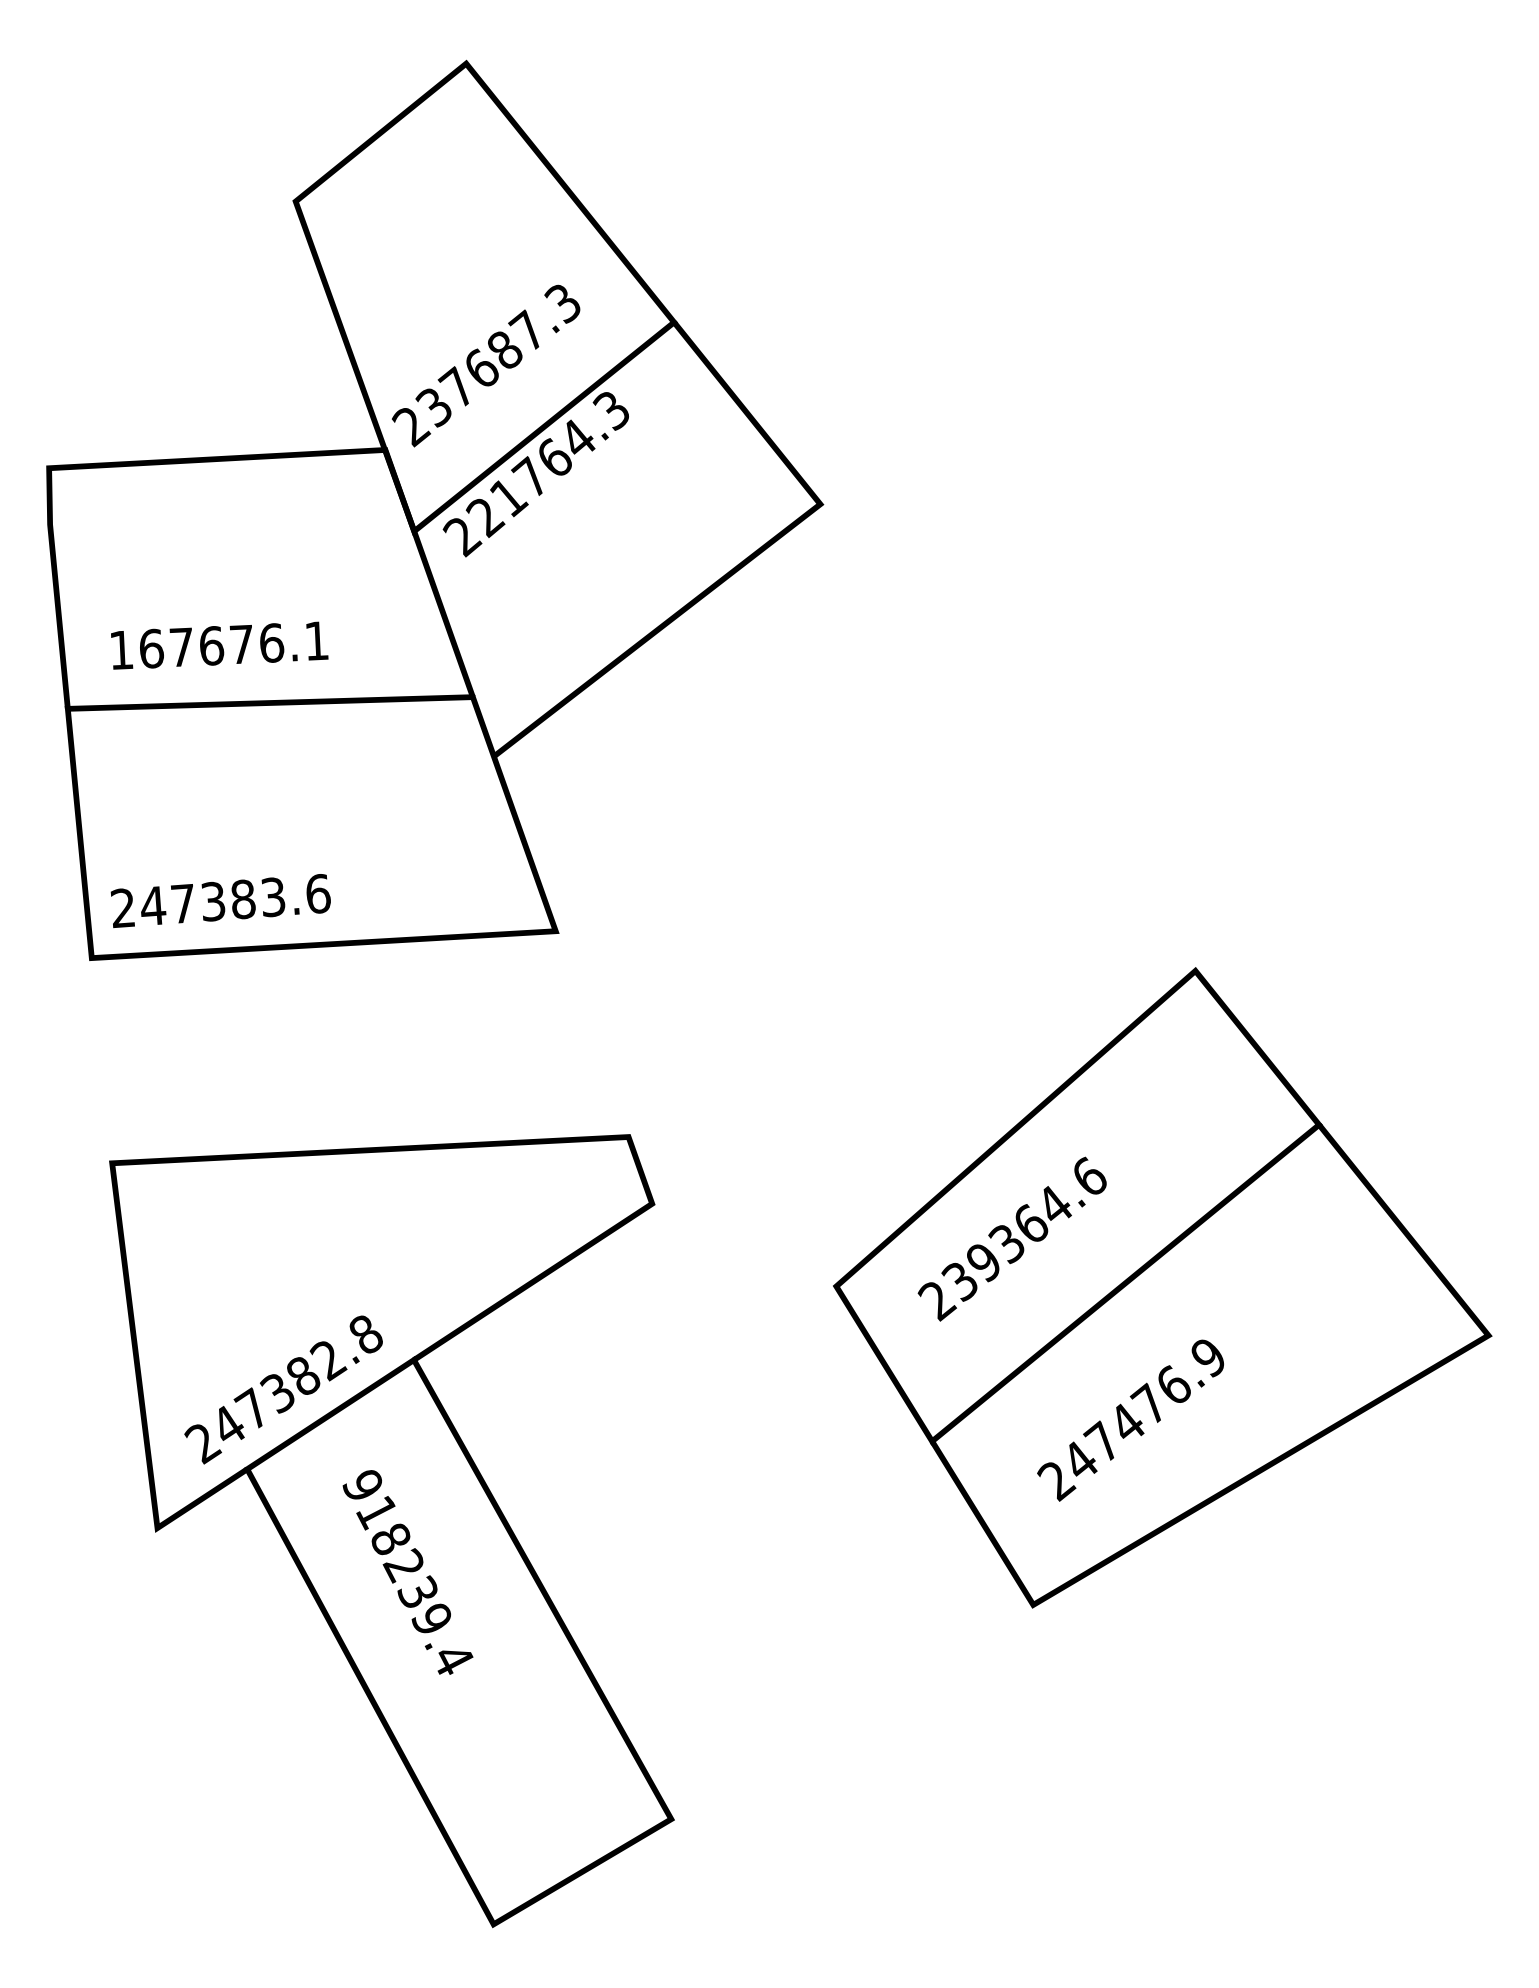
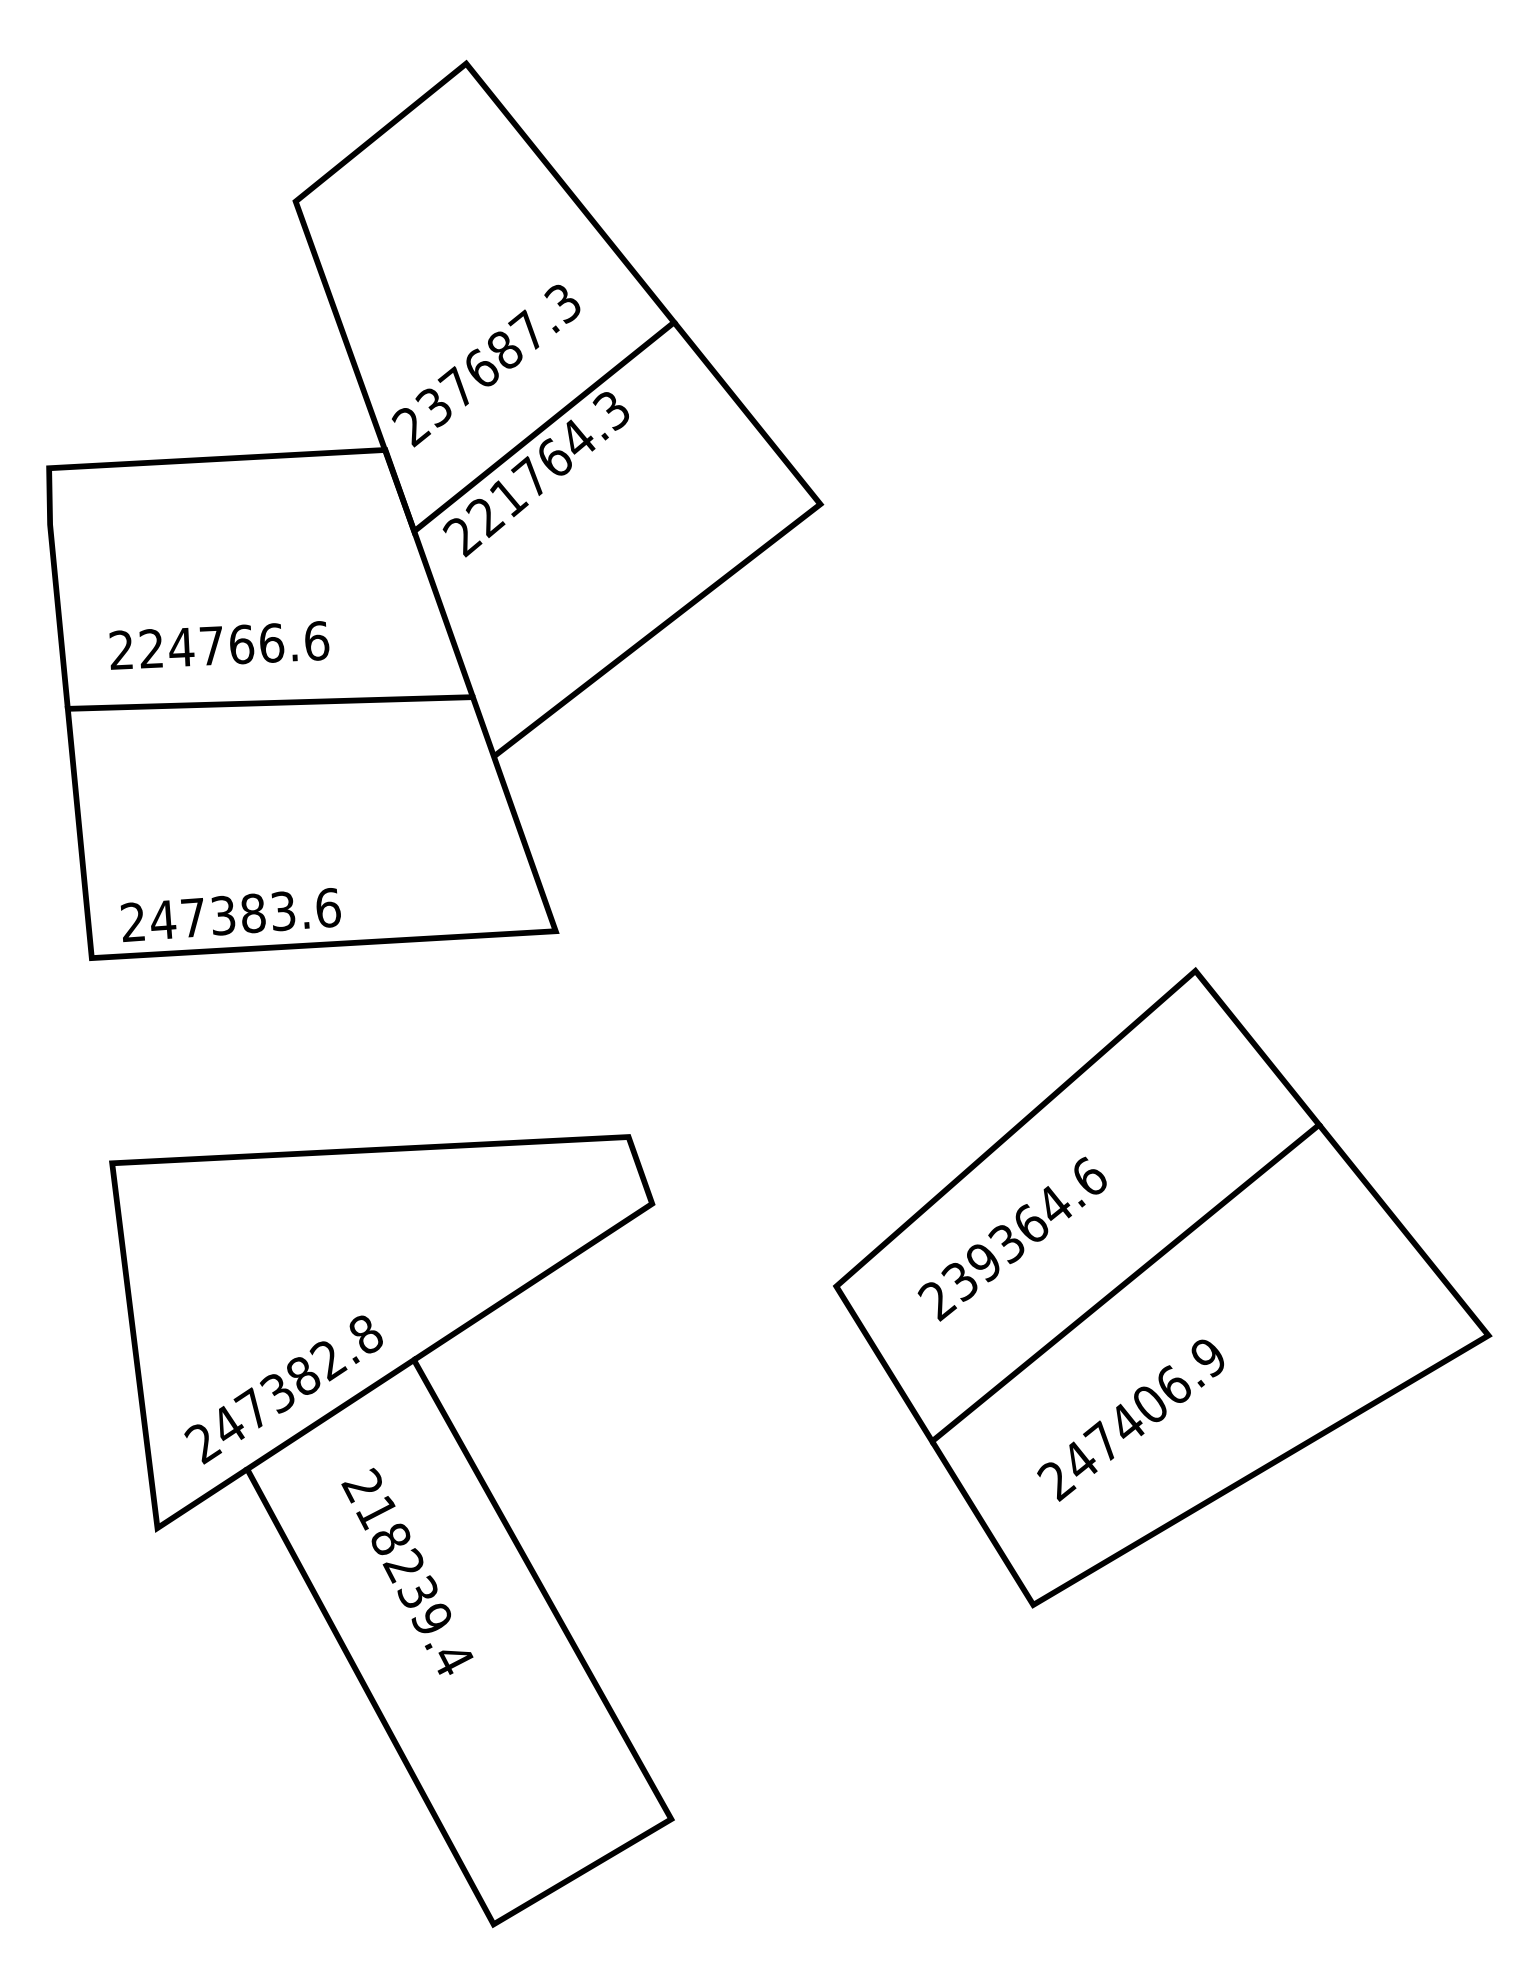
text: 167676.1 -> 224766.6 (219, 645)
text position: (220, 900) -> (230, 914) (230, 914)
text: 247476.9 -> 247406.9 (1147, 1402)
text: 918239.4 -> 218239.4 (361, 1485)
